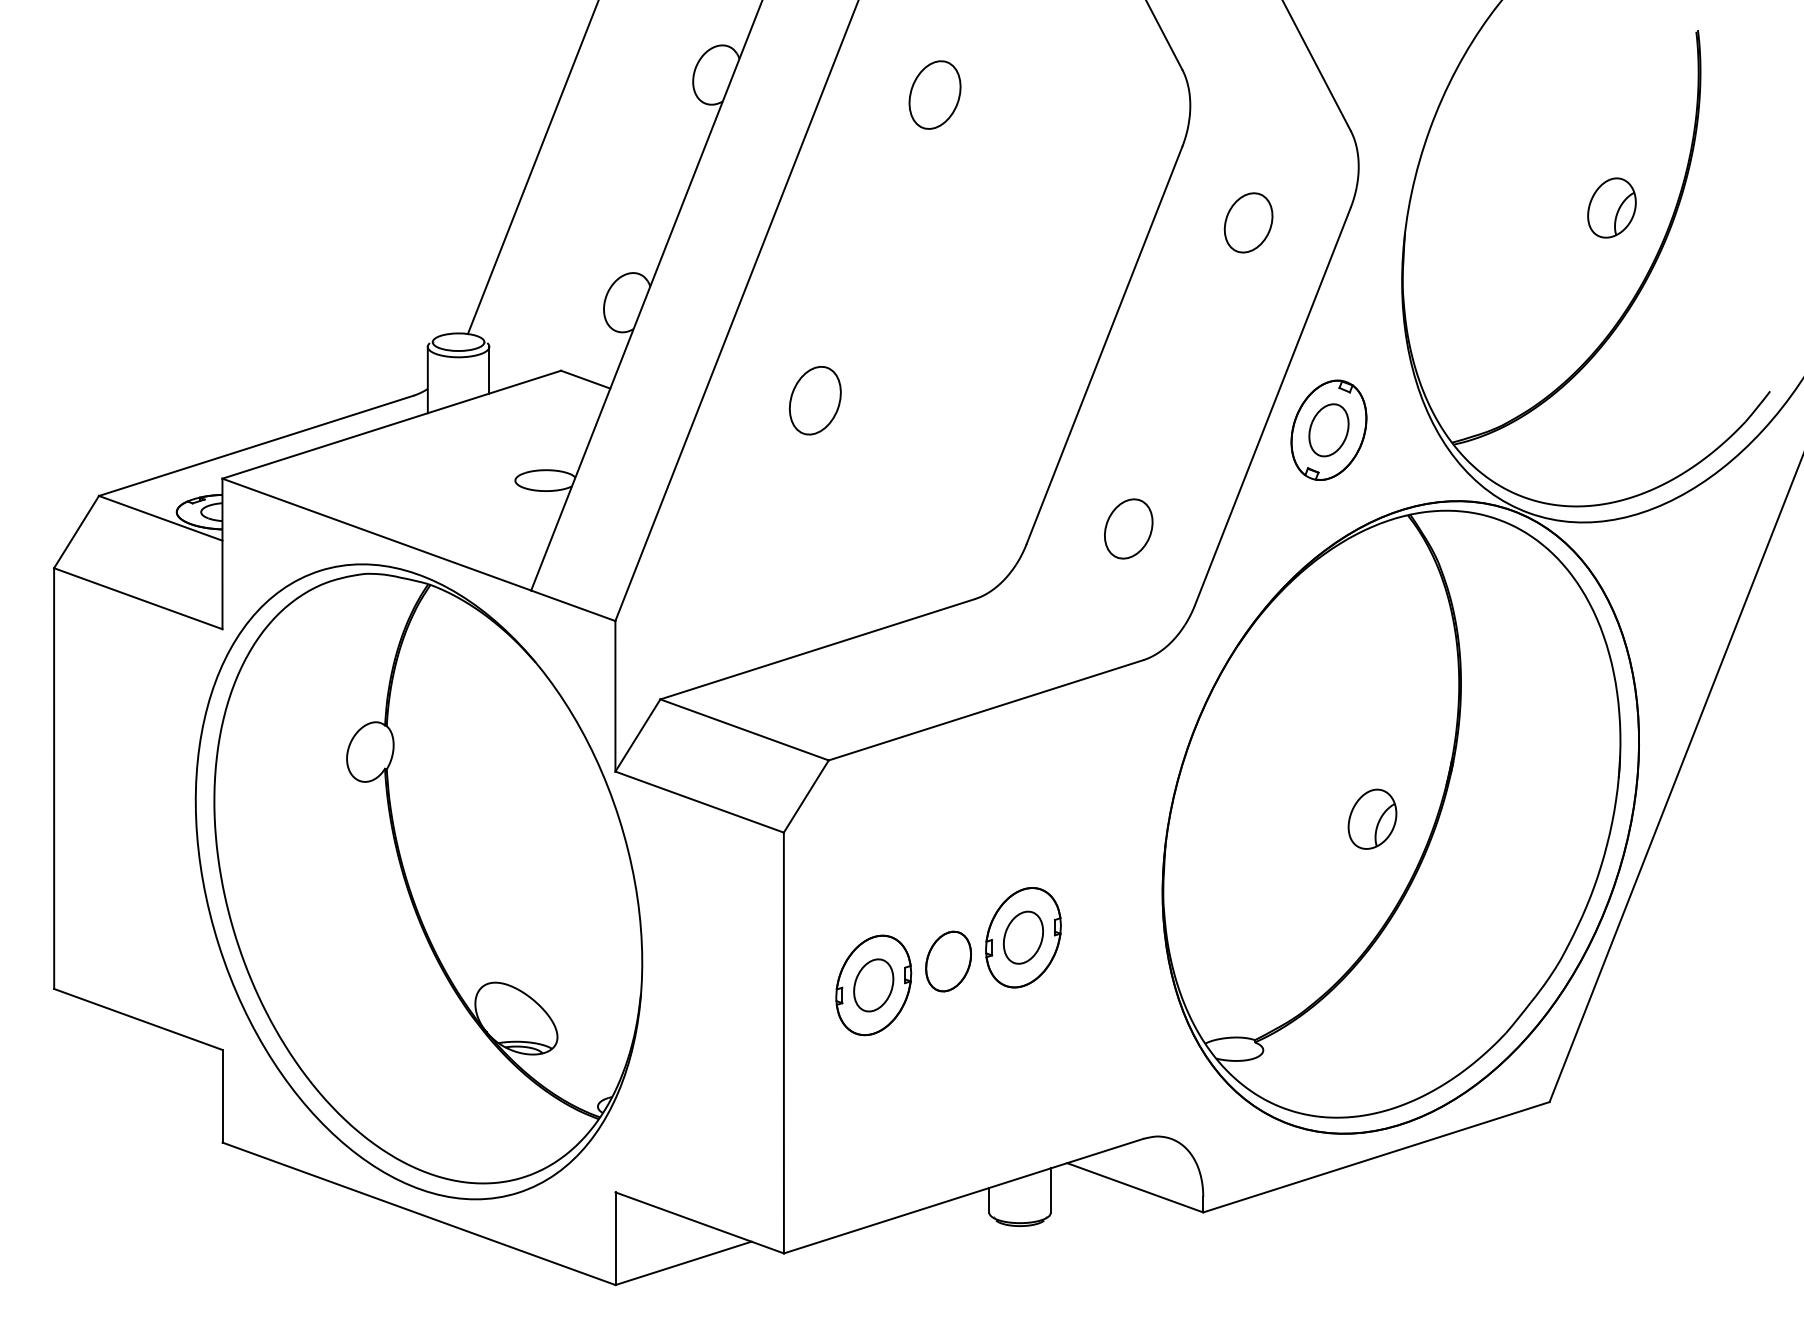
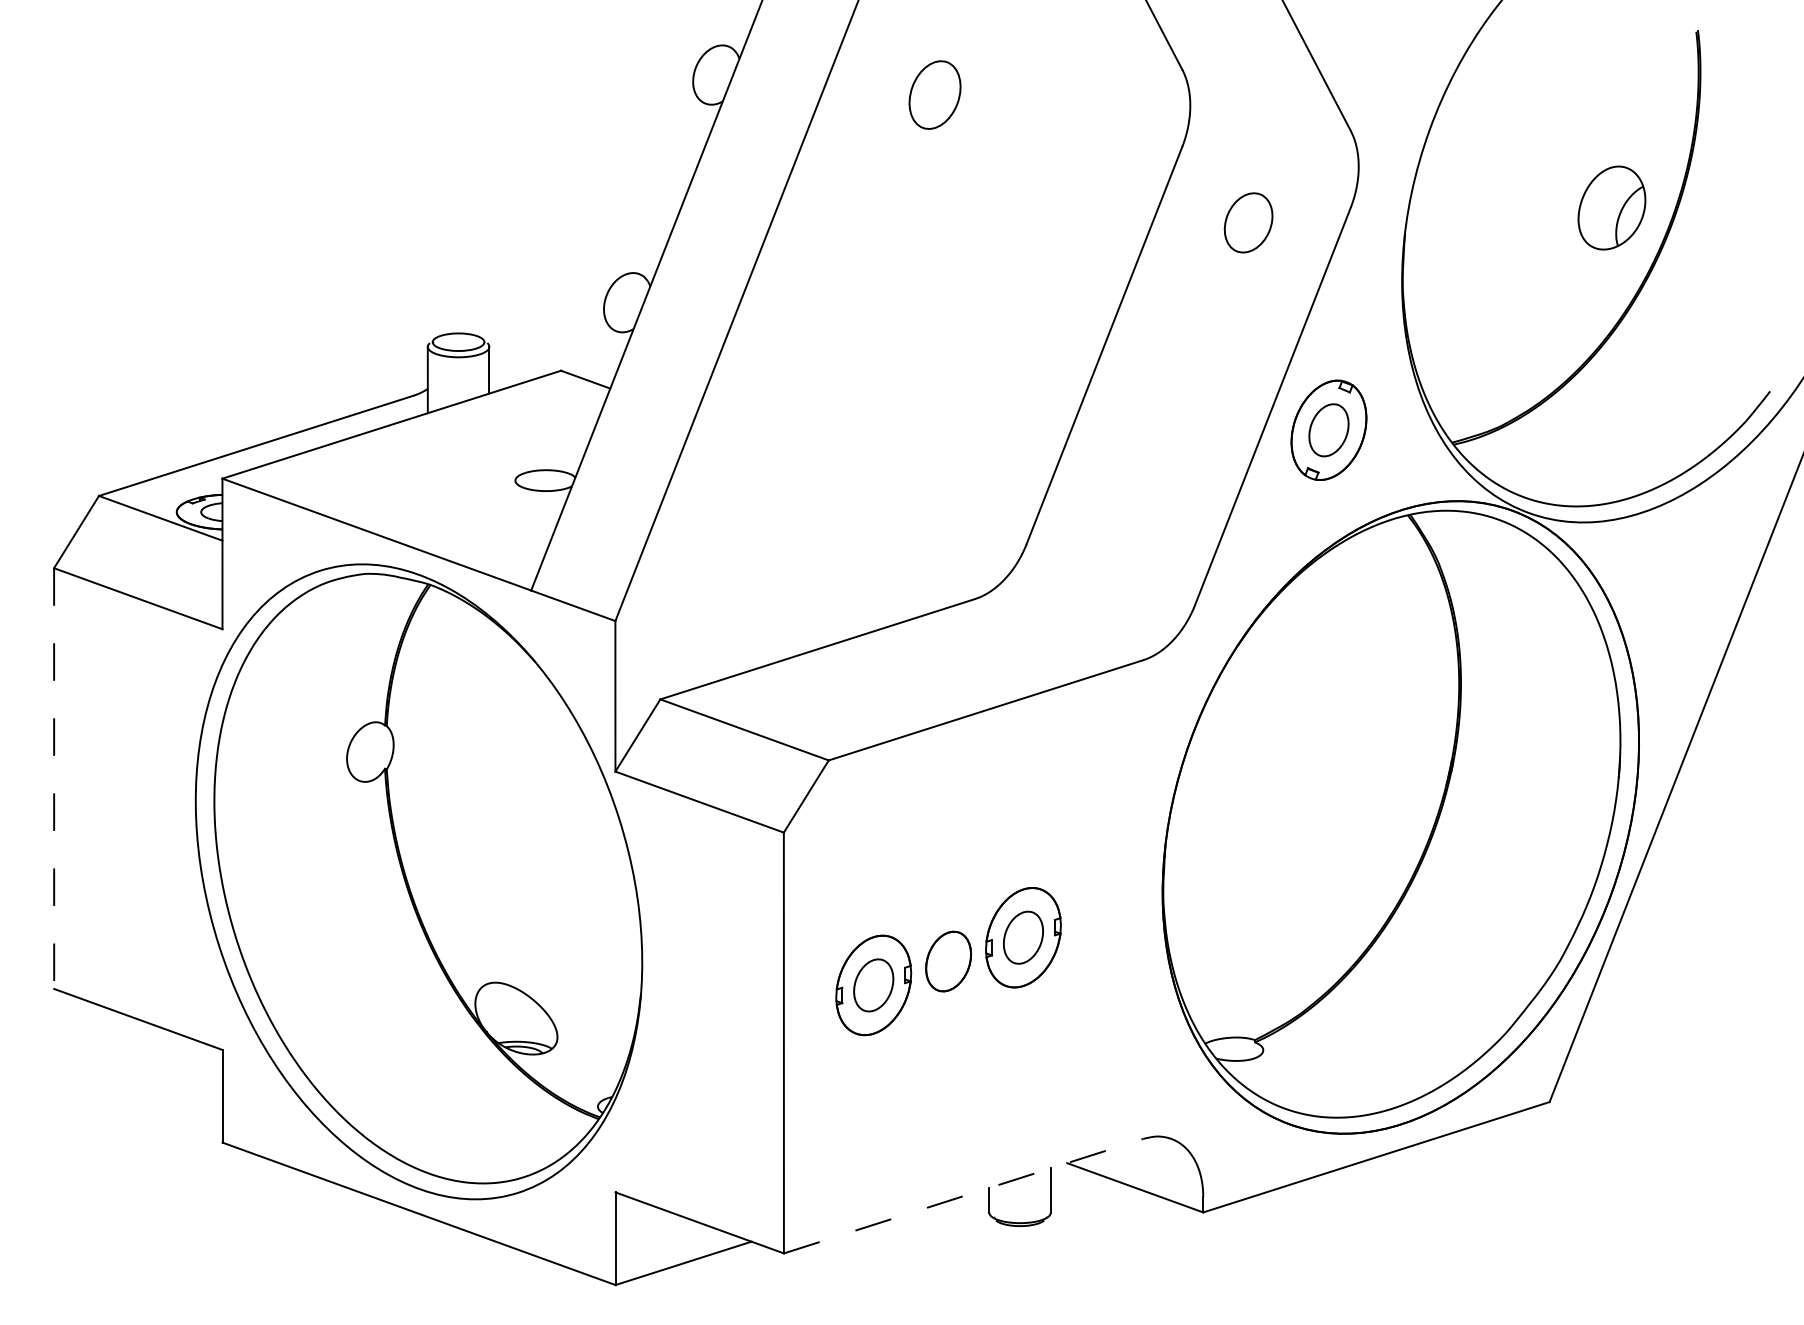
line: present -> none (532, 168)
part size: 50x62 px -> 70x86 px (1611, 207)
part: present -> none (814, 400)
part: present -> none (1128, 528)
line: solid -> dashed (54, 779)
part: present -> none (1372, 818)
line: solid -> dashed (963, 1196)
